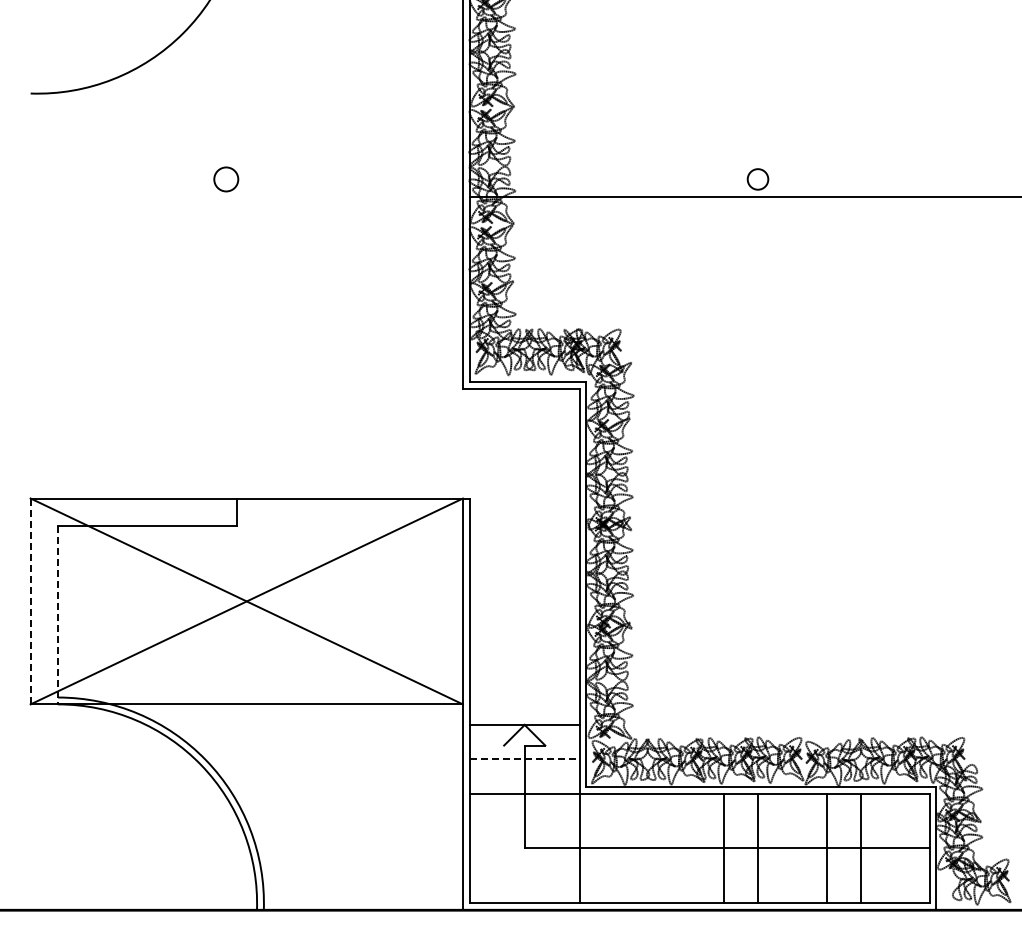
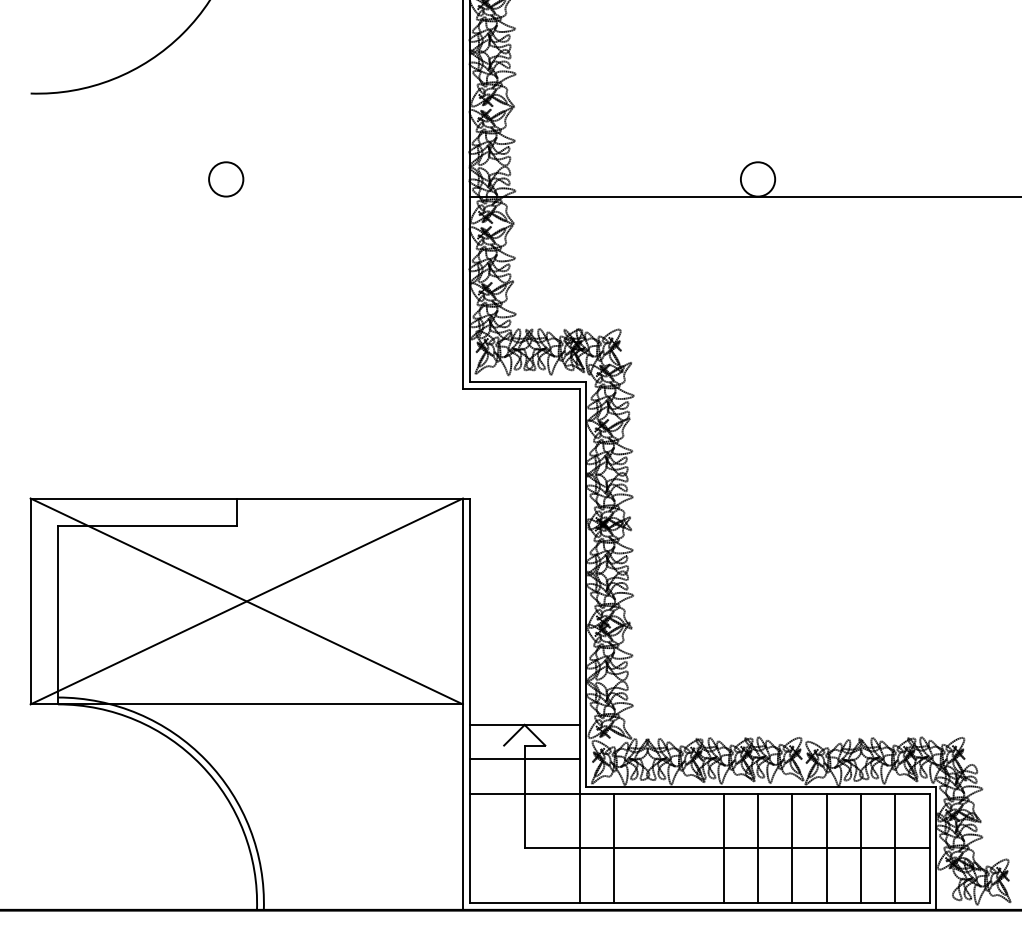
circle size: 27x27 px -> 37x37 px (226, 179)
circle diameter: 21 px -> 34 px (757, 179)
line: dashed -> solid (30, 601)
line: dashed -> solid (58, 615)
line: dashed -> solid (524, 759)
line: none -> present (613, 848)
line: none -> present (792, 848)
line: none -> present (895, 848)
